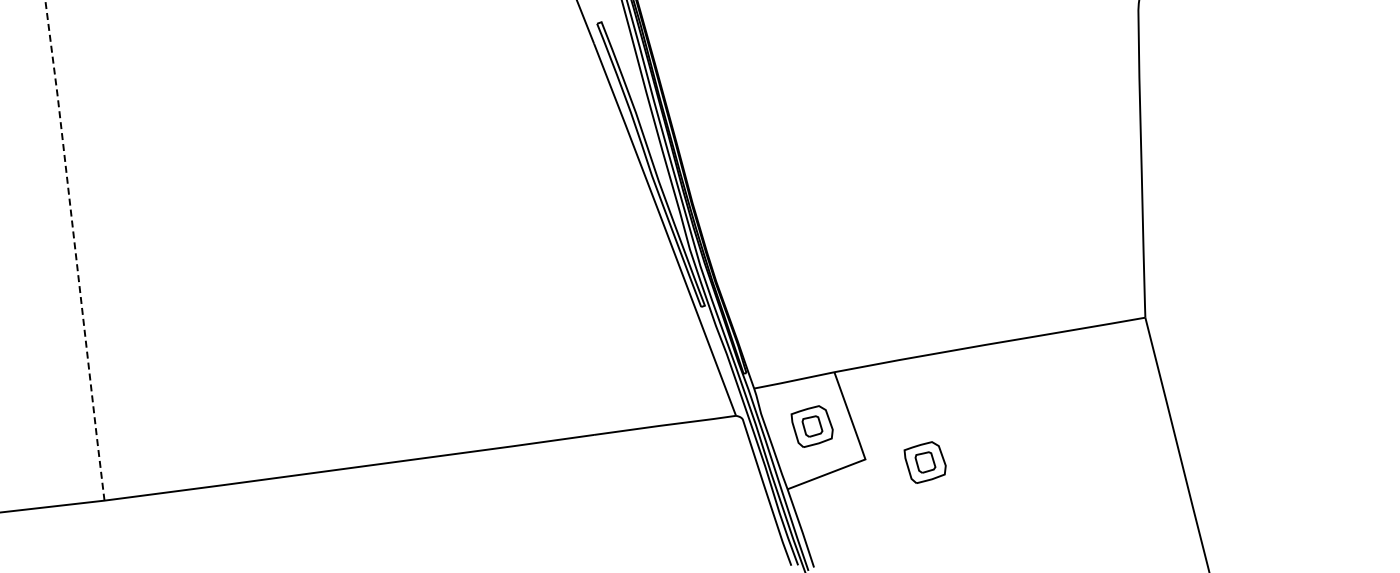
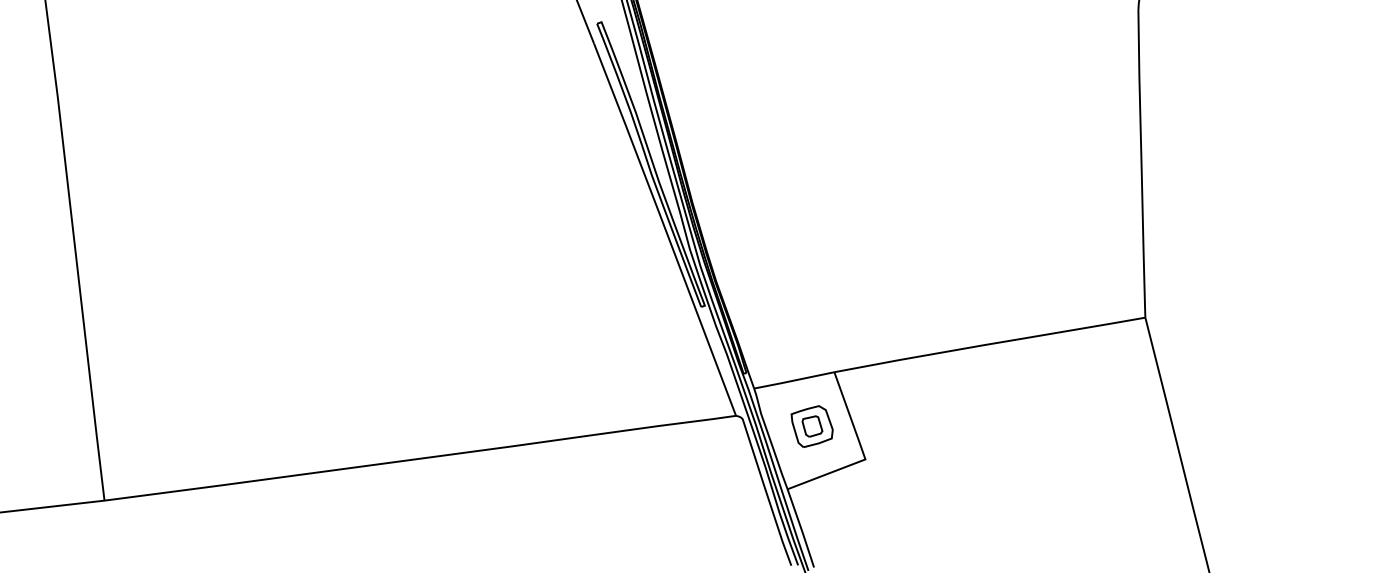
line: dashed -> solid (75, 250)
part: present -> none (924, 462)
